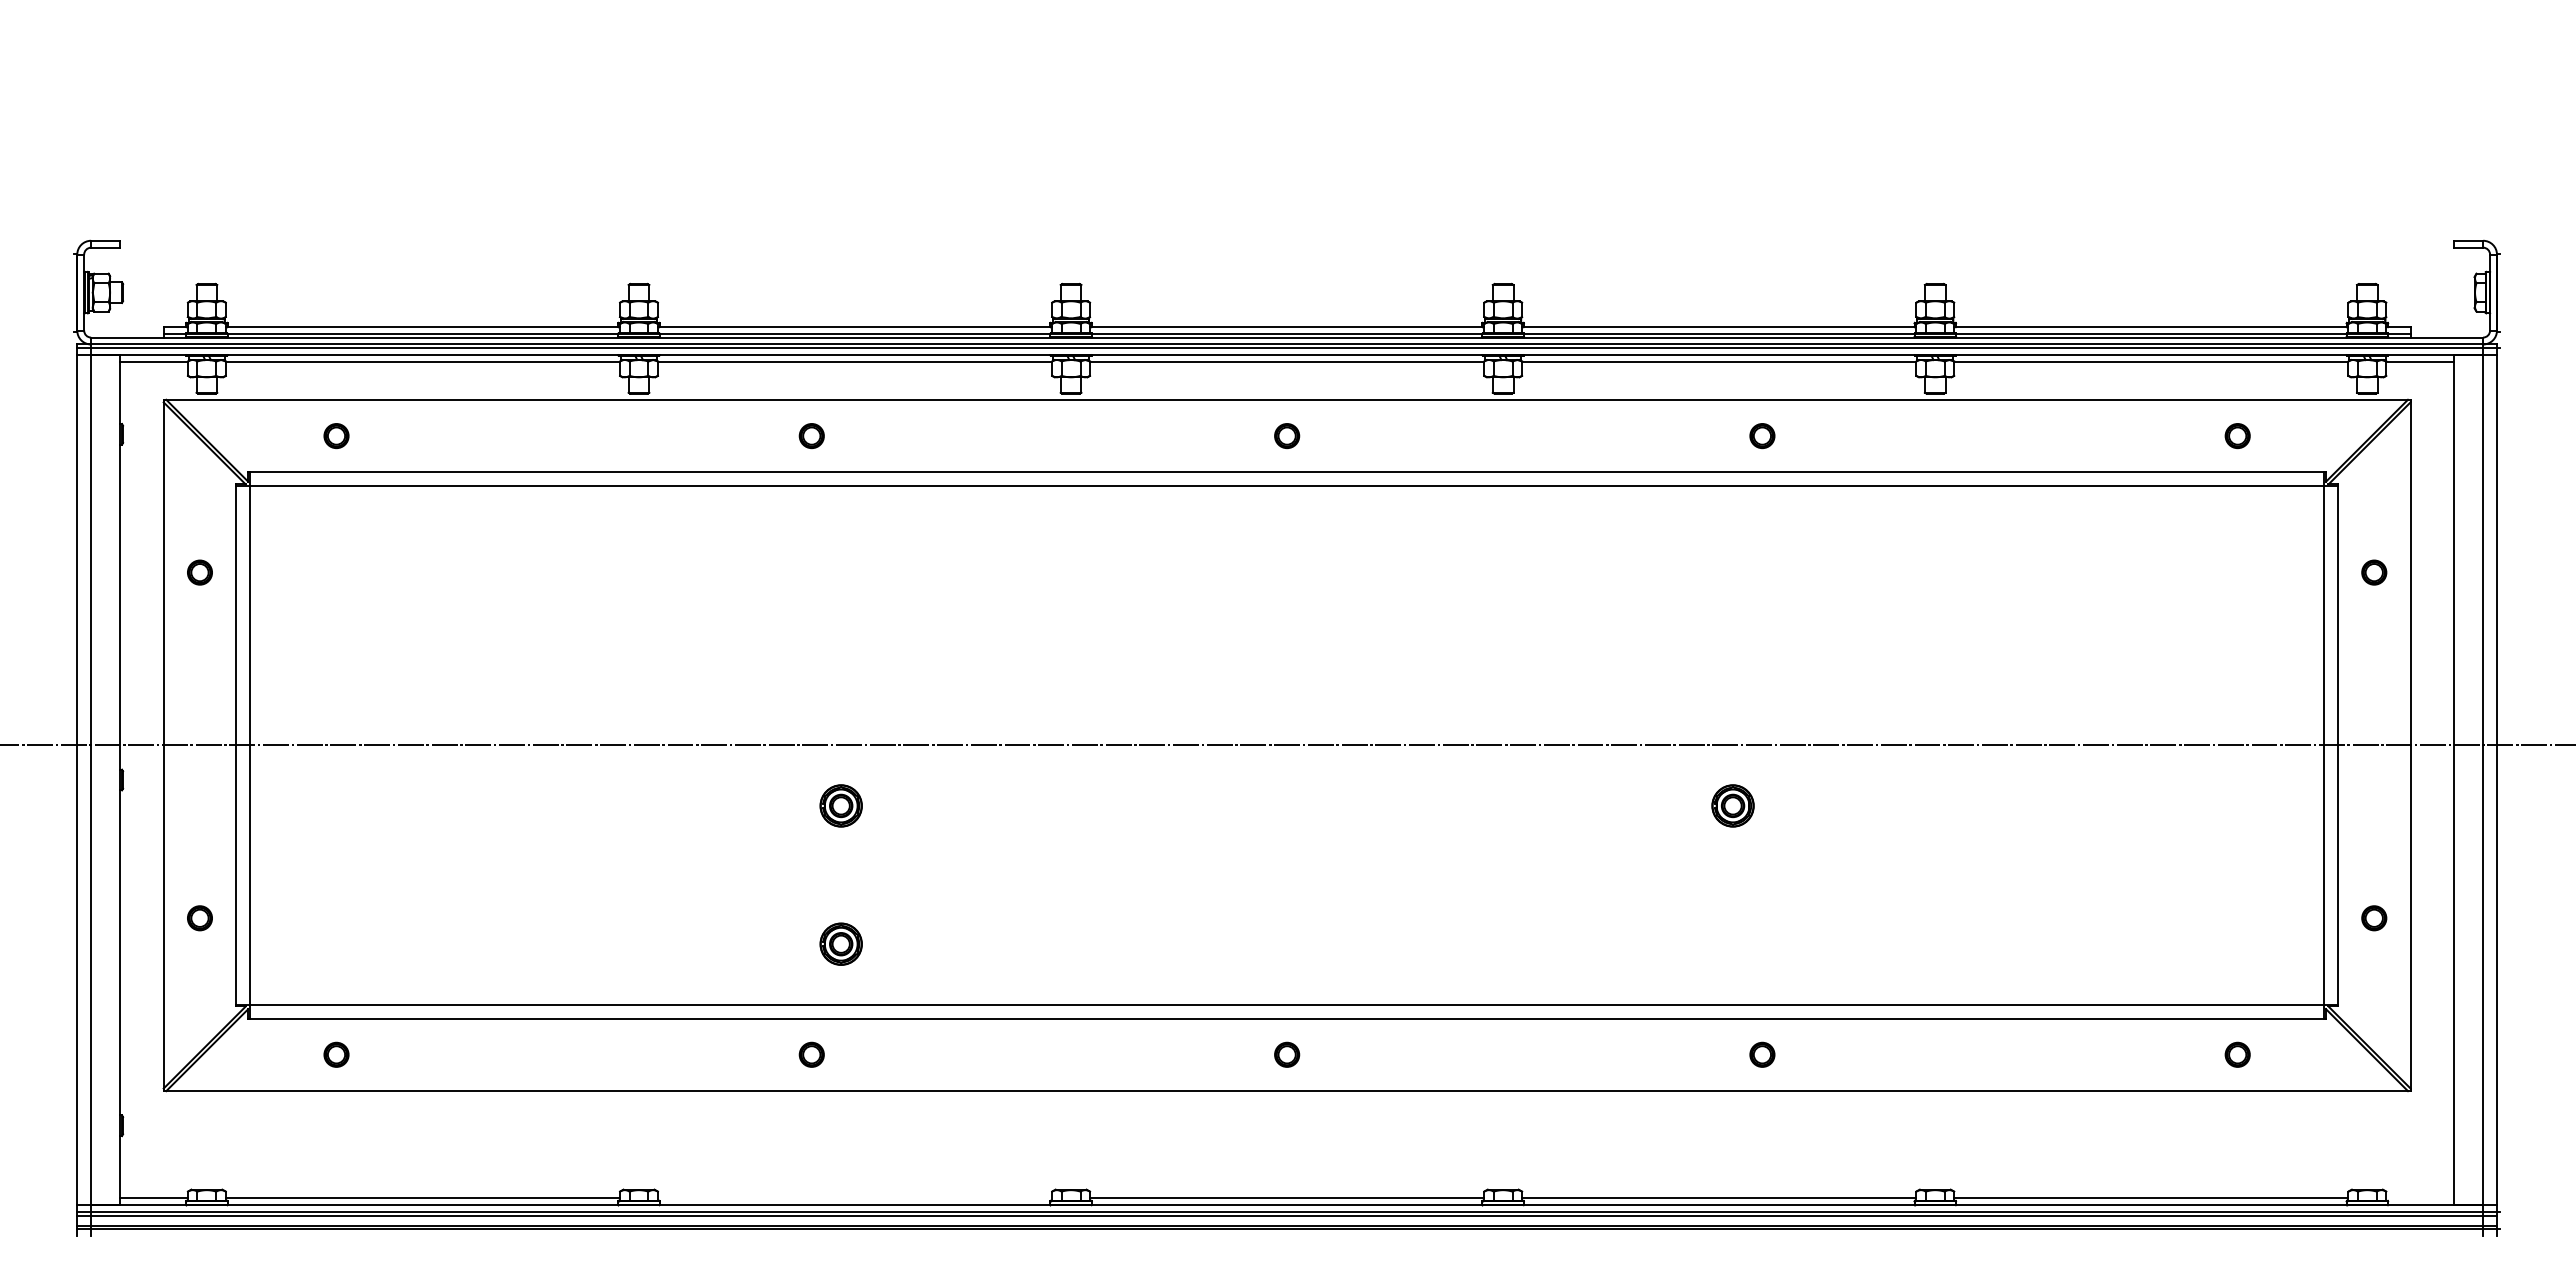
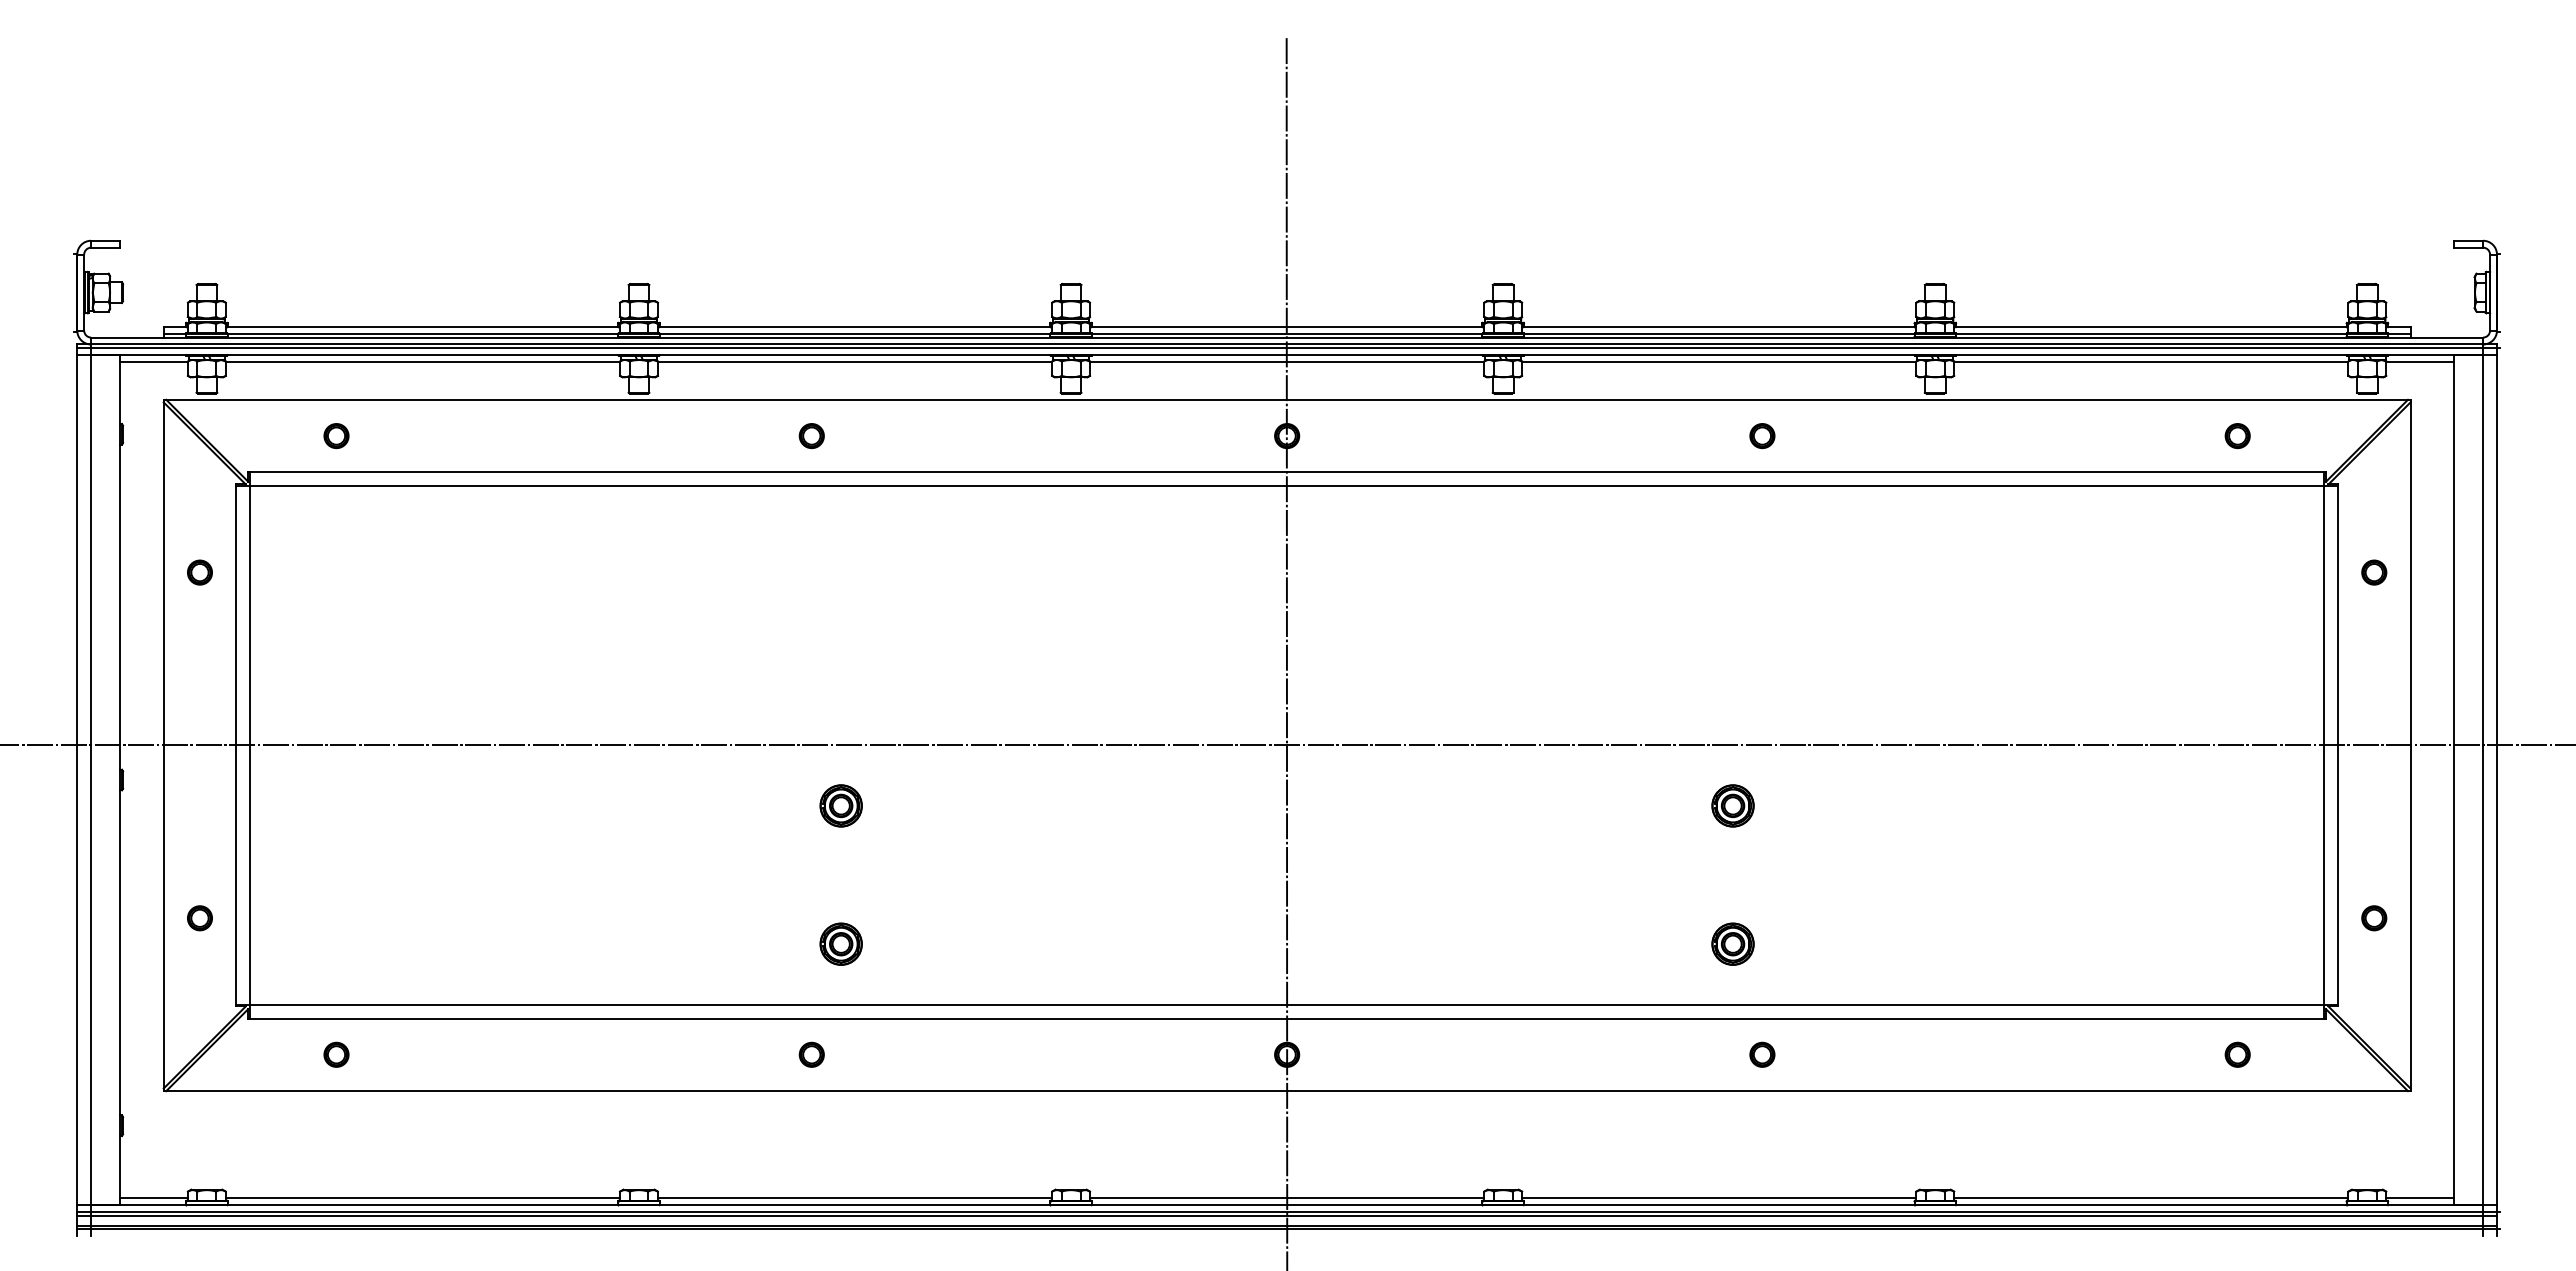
line: none -> present (1286, 652)
part: none -> present (1732, 943)
line: none -> present (854, 1198)
line: none -> present (2419, 1198)
